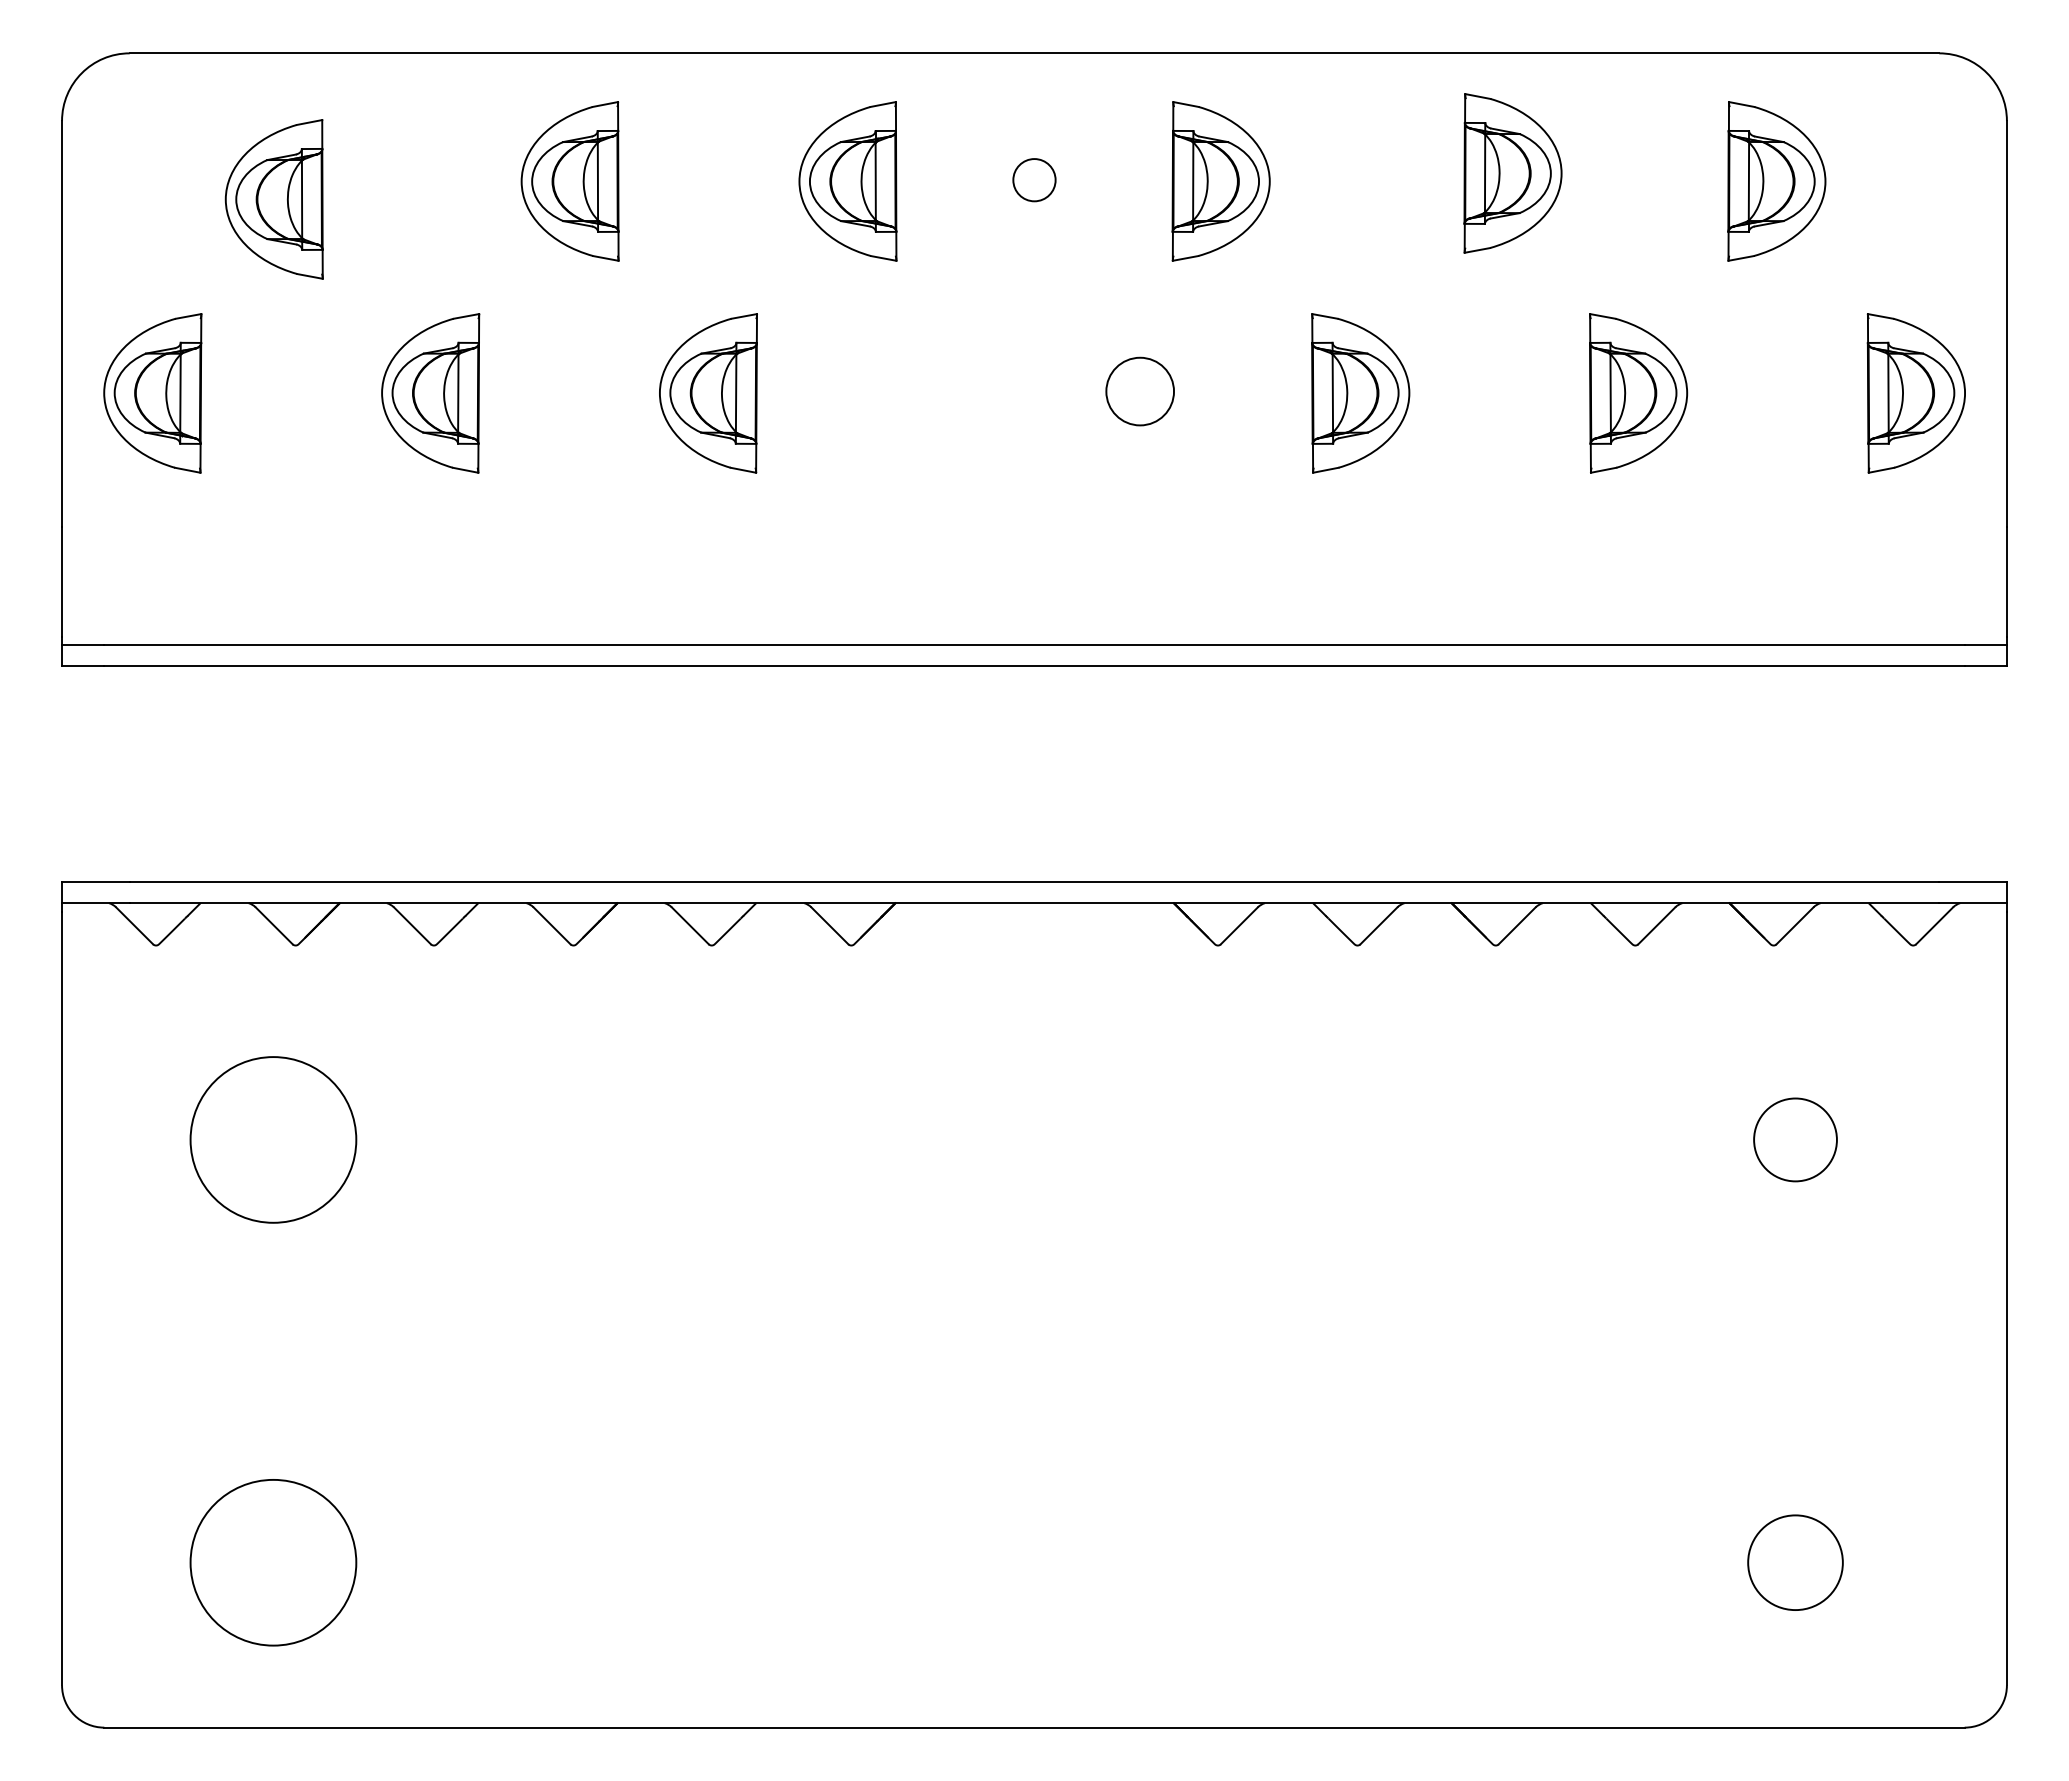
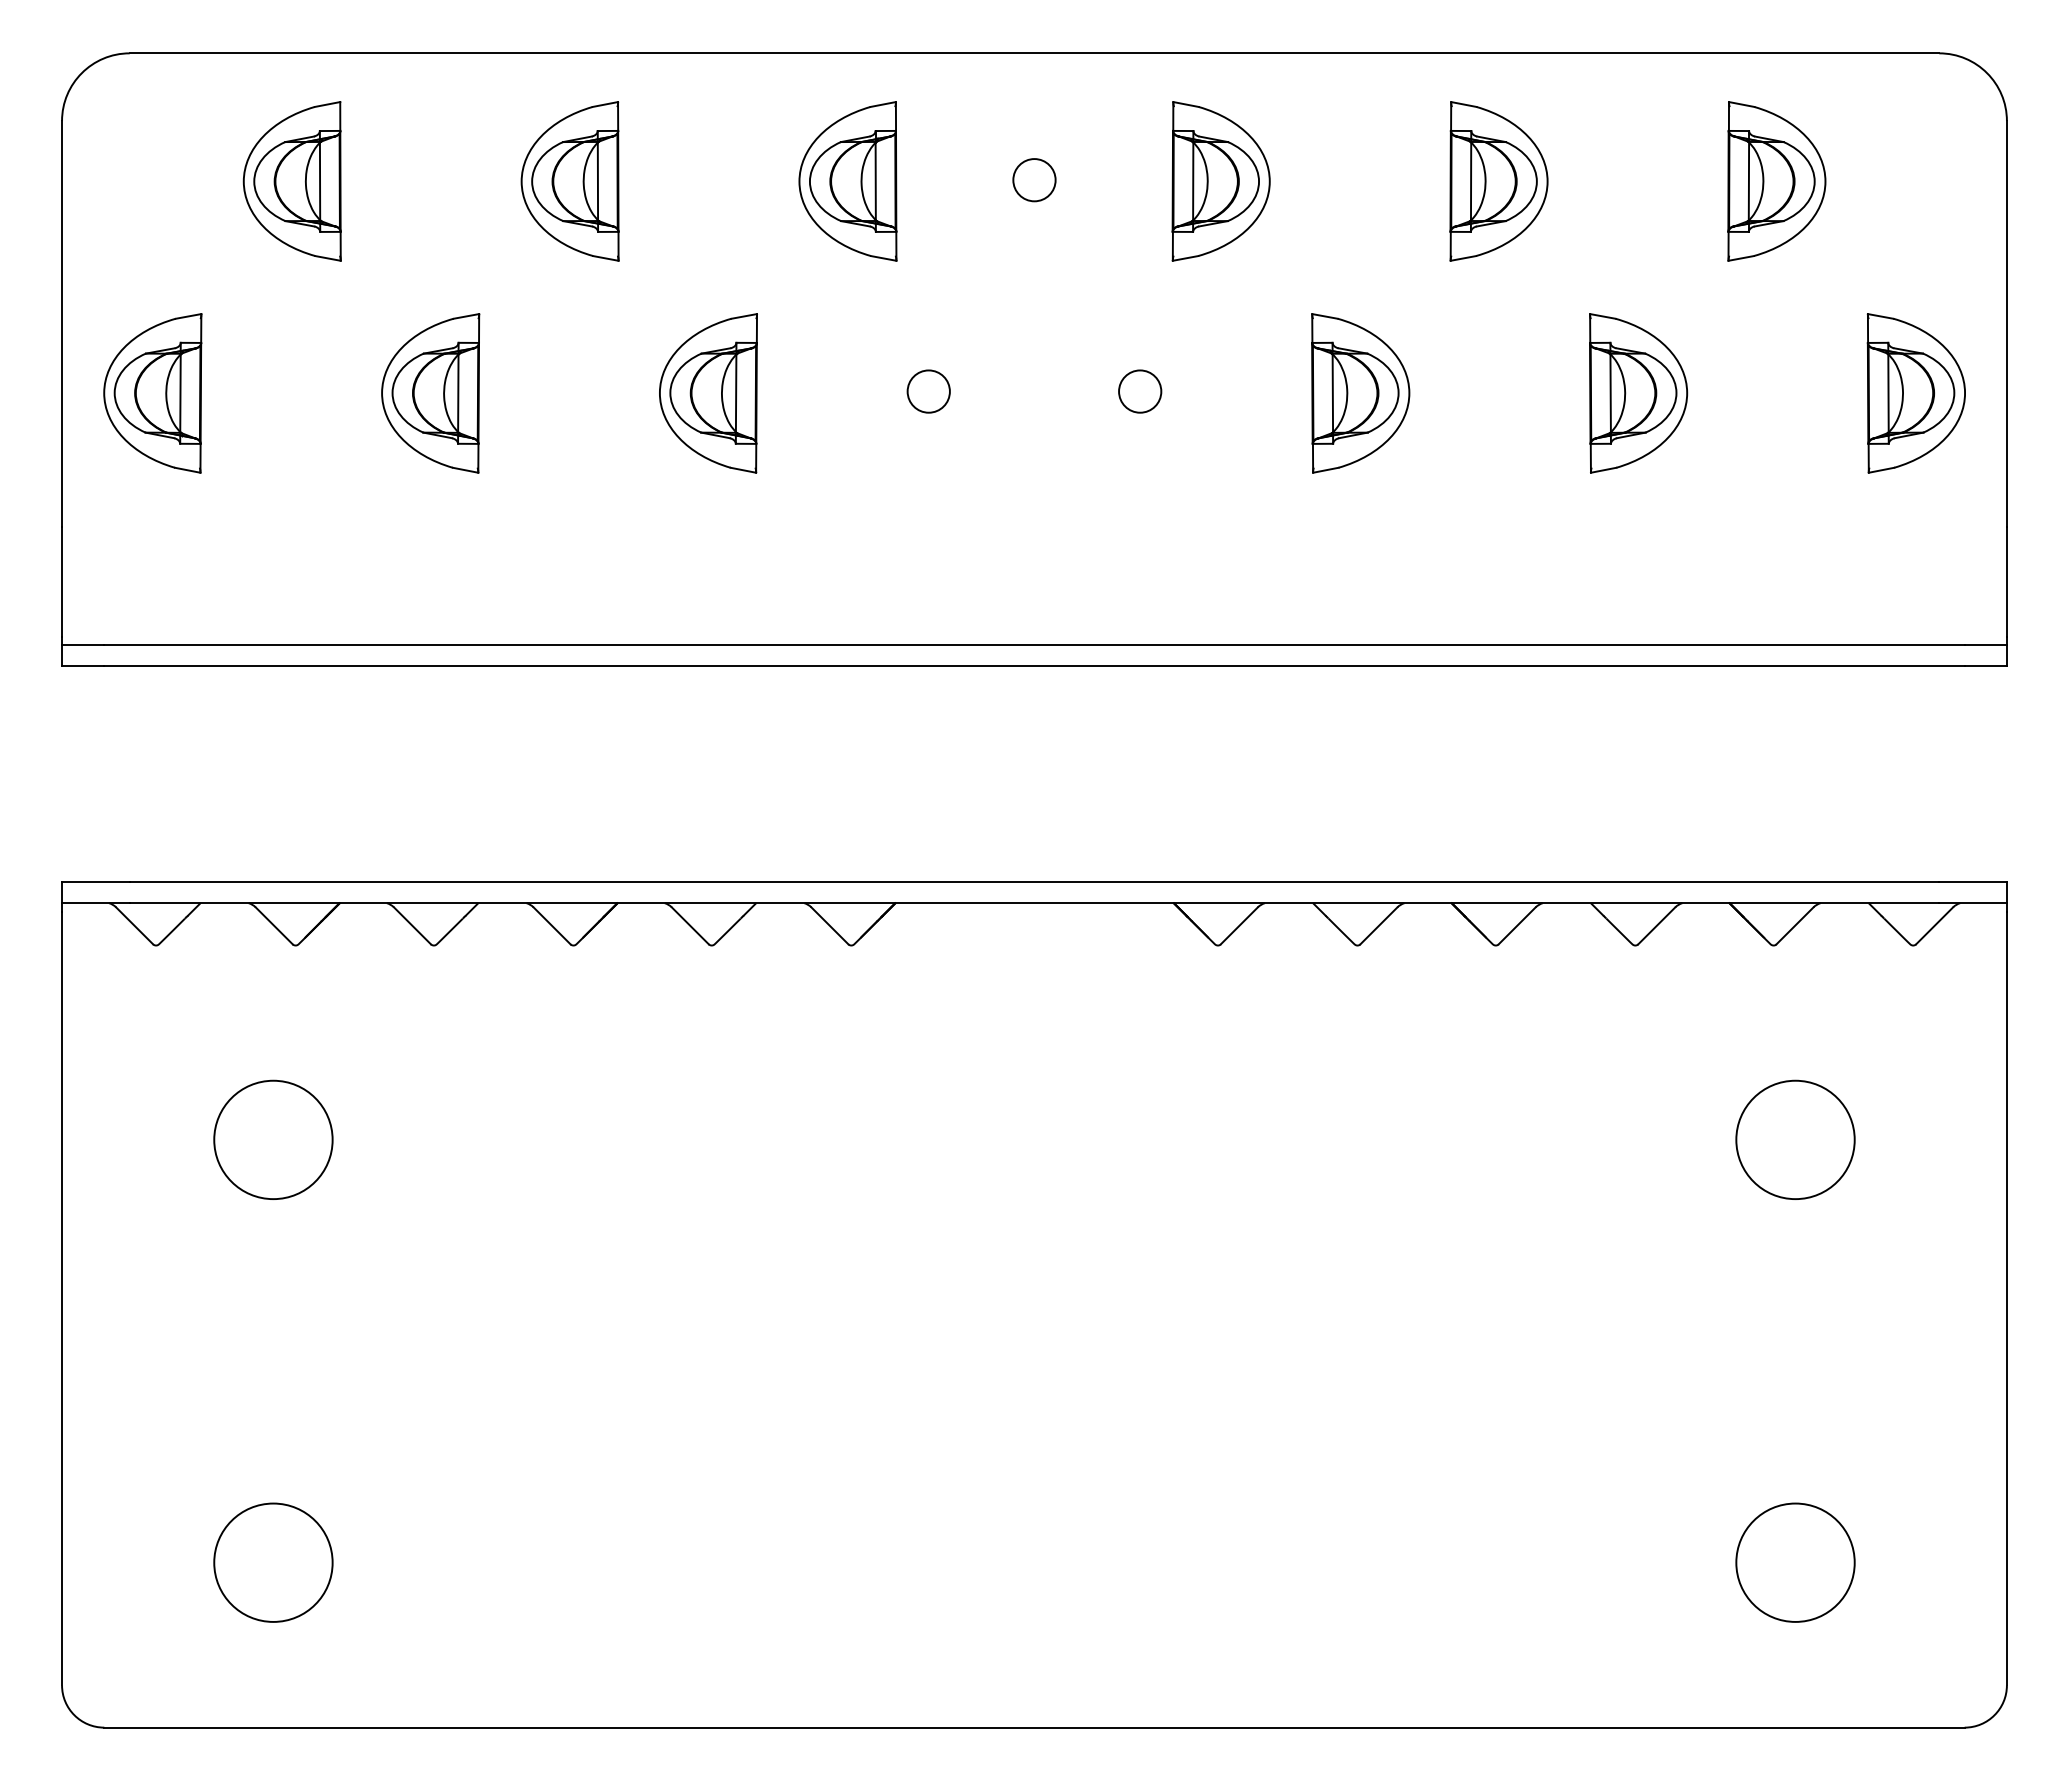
part position: (1512, 173) -> (1498, 181) (1498, 181)
part position: (273, 199) -> (291, 181) (291, 181)
circle: none -> present (928, 391)
circle diameter: 68 px -> 42 px (1140, 391)
circle diameter: 166 px -> 118 px (273, 1139)
circle diameter: 83 px -> 118 px (1795, 1139)
circle diameter: 166 px -> 118 px (273, 1562)
circle diameter: 95 px -> 118 px (1795, 1562)
